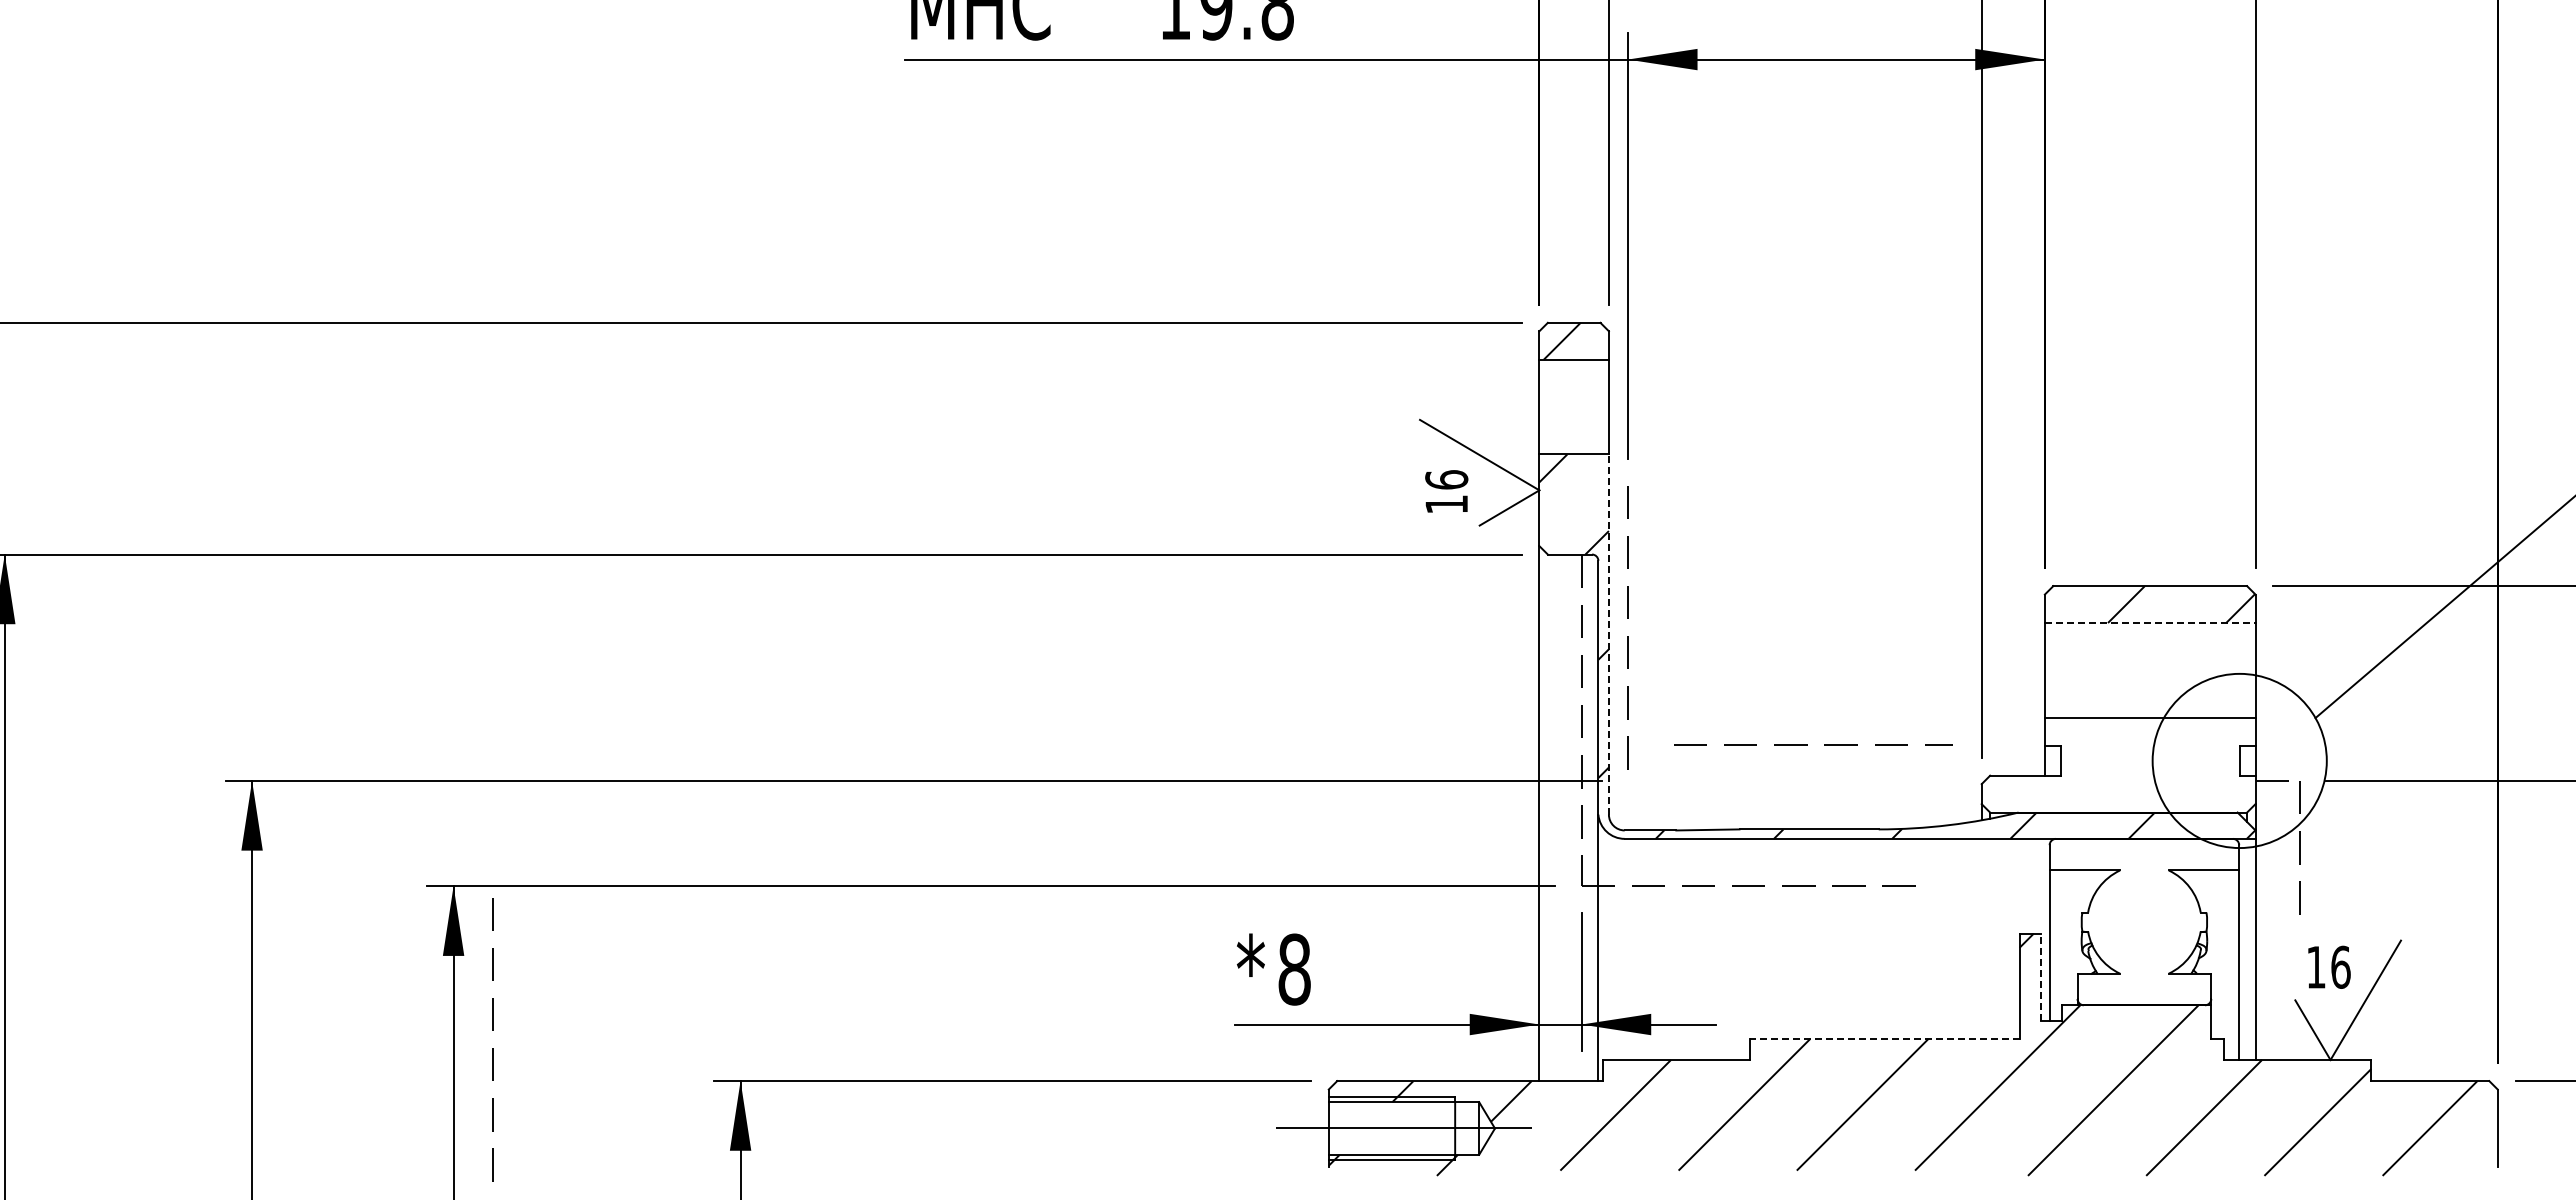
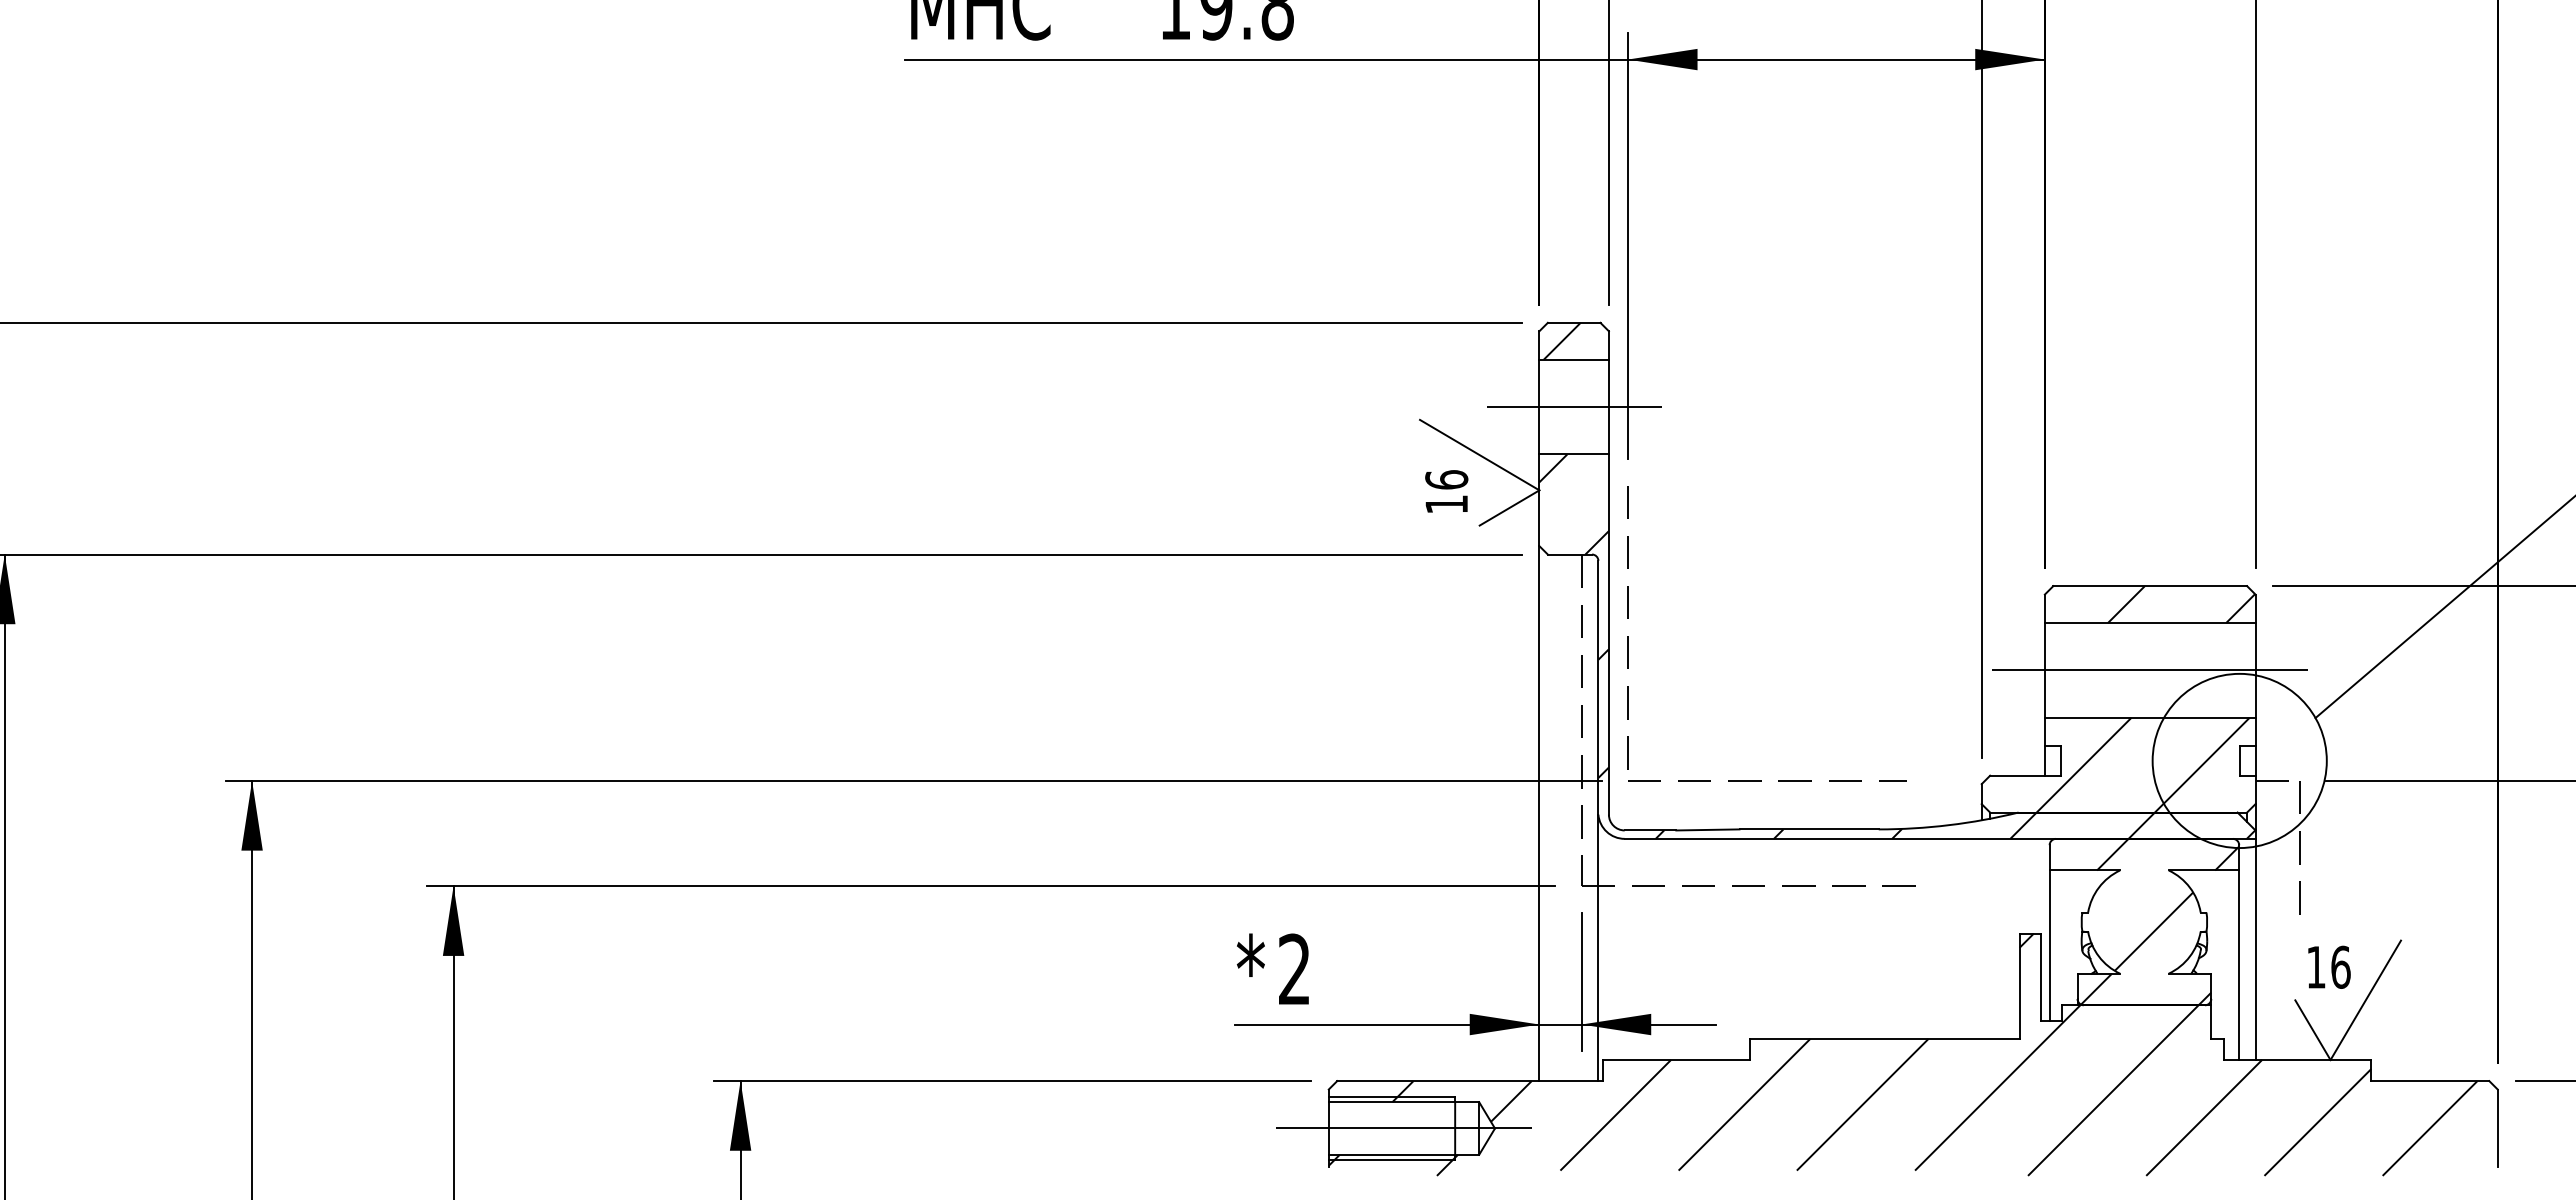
line: none -> present (1573, 407)
line: dashed -> solid (2150, 623)
line: dashed -> solid (1608, 634)
line: none -> present (2150, 670)
line position: (1807, 744) -> (1761, 780) (1761, 780)
hatch: none -> present (2142, 764)
hatch: none -> present (2160, 921)
text: 8 -> 2 (1294, 969)
line: dashed -> solid (2040, 977)
line: present -> none (492, 1030)
line: dashed -> solid (1884, 1038)
